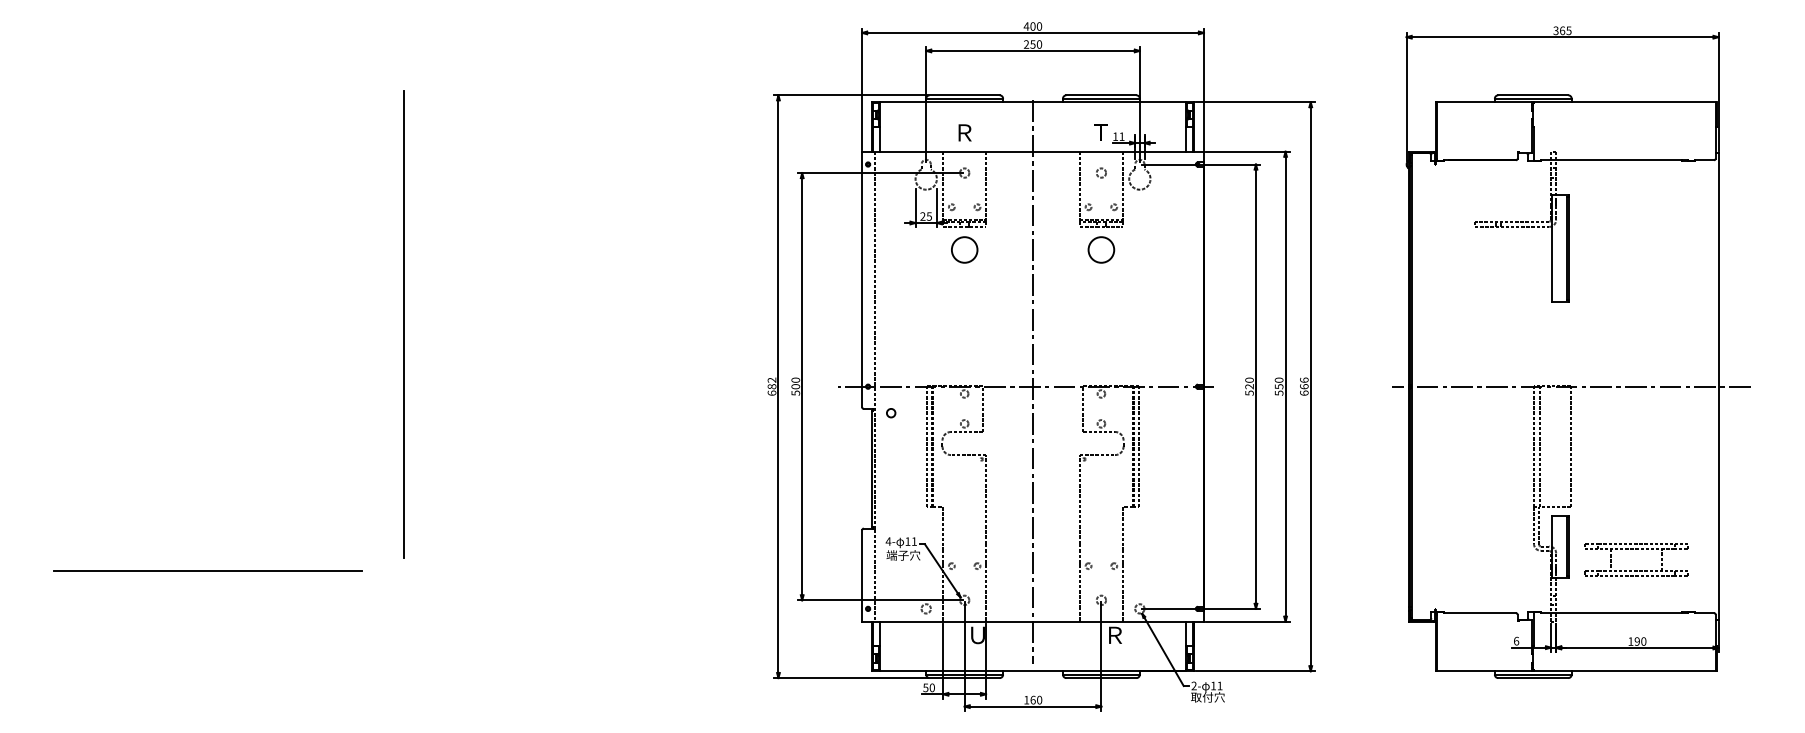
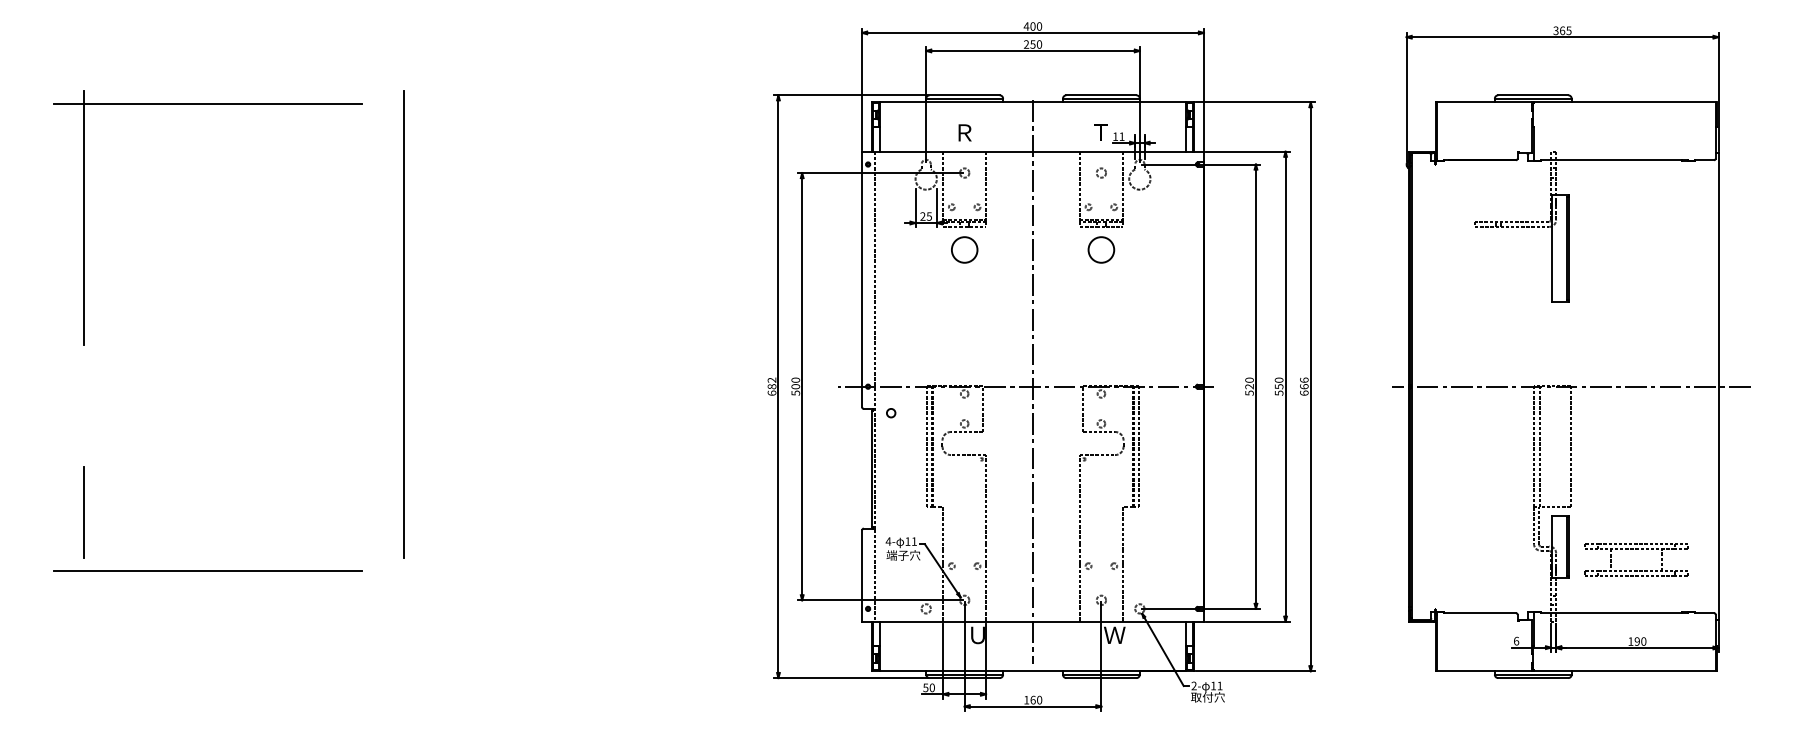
part: none -> present (207, 104)
line: none -> present (83, 512)
text: Ｒ -> Ｗ (1114, 634)
